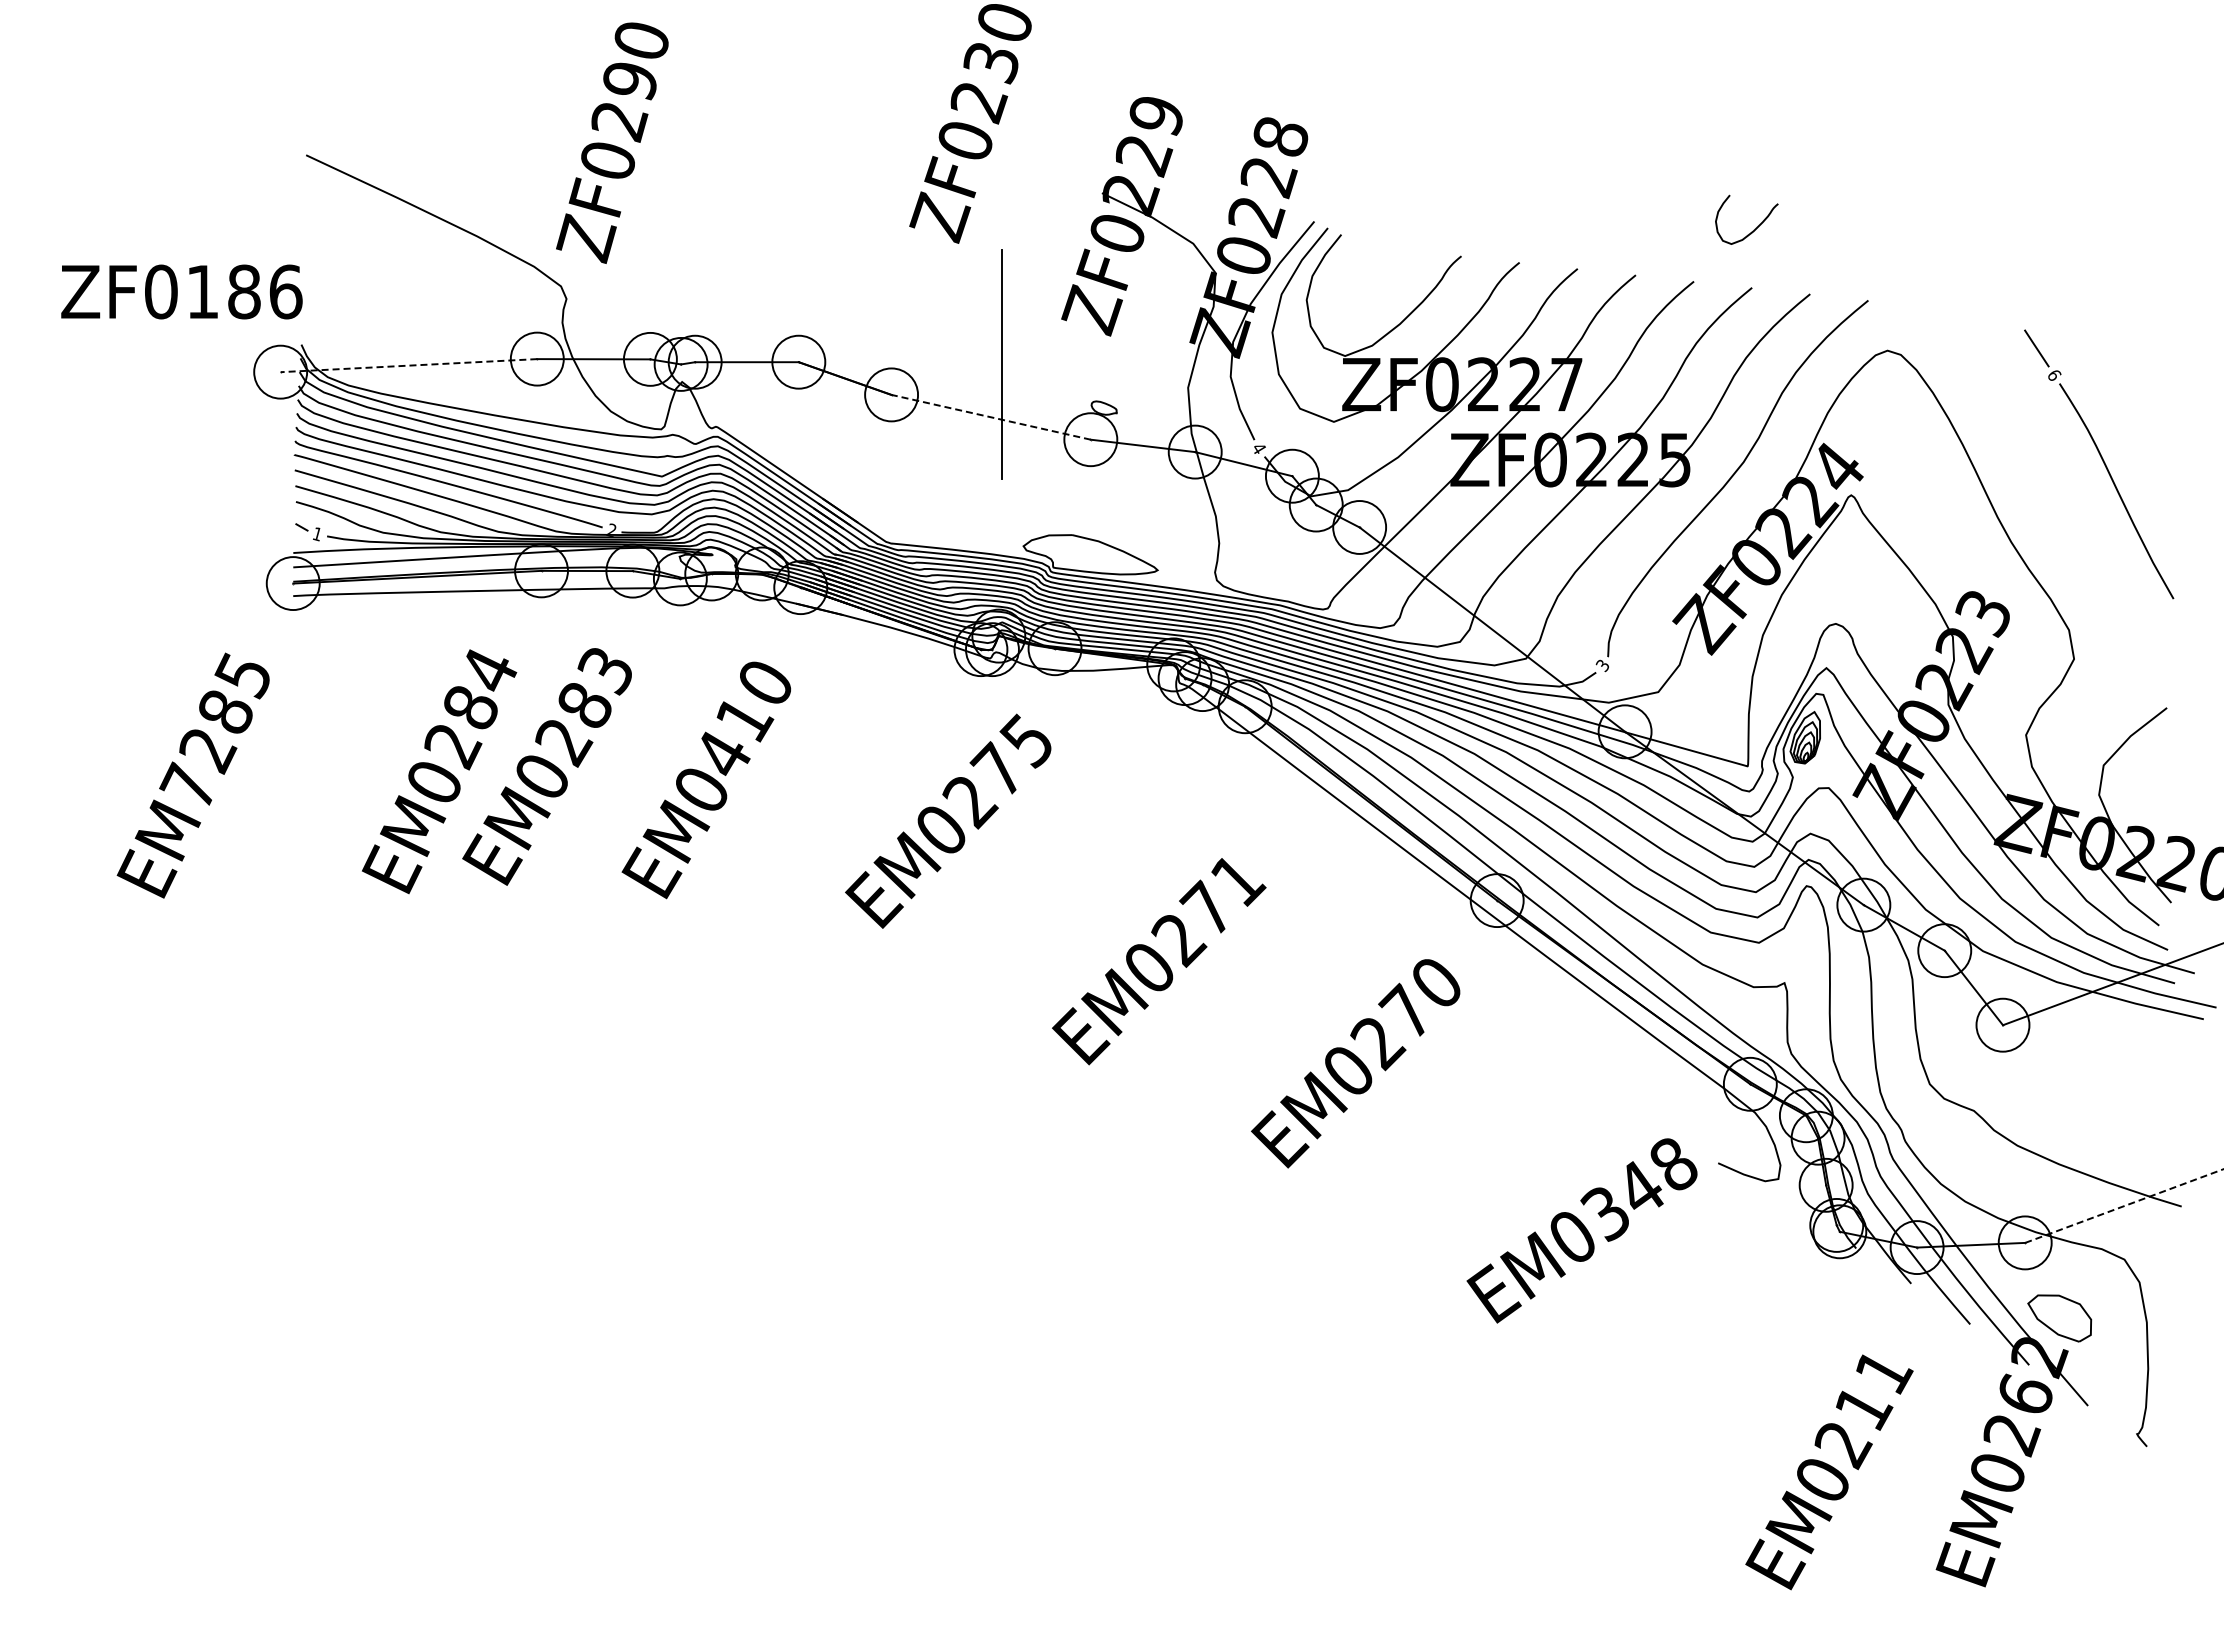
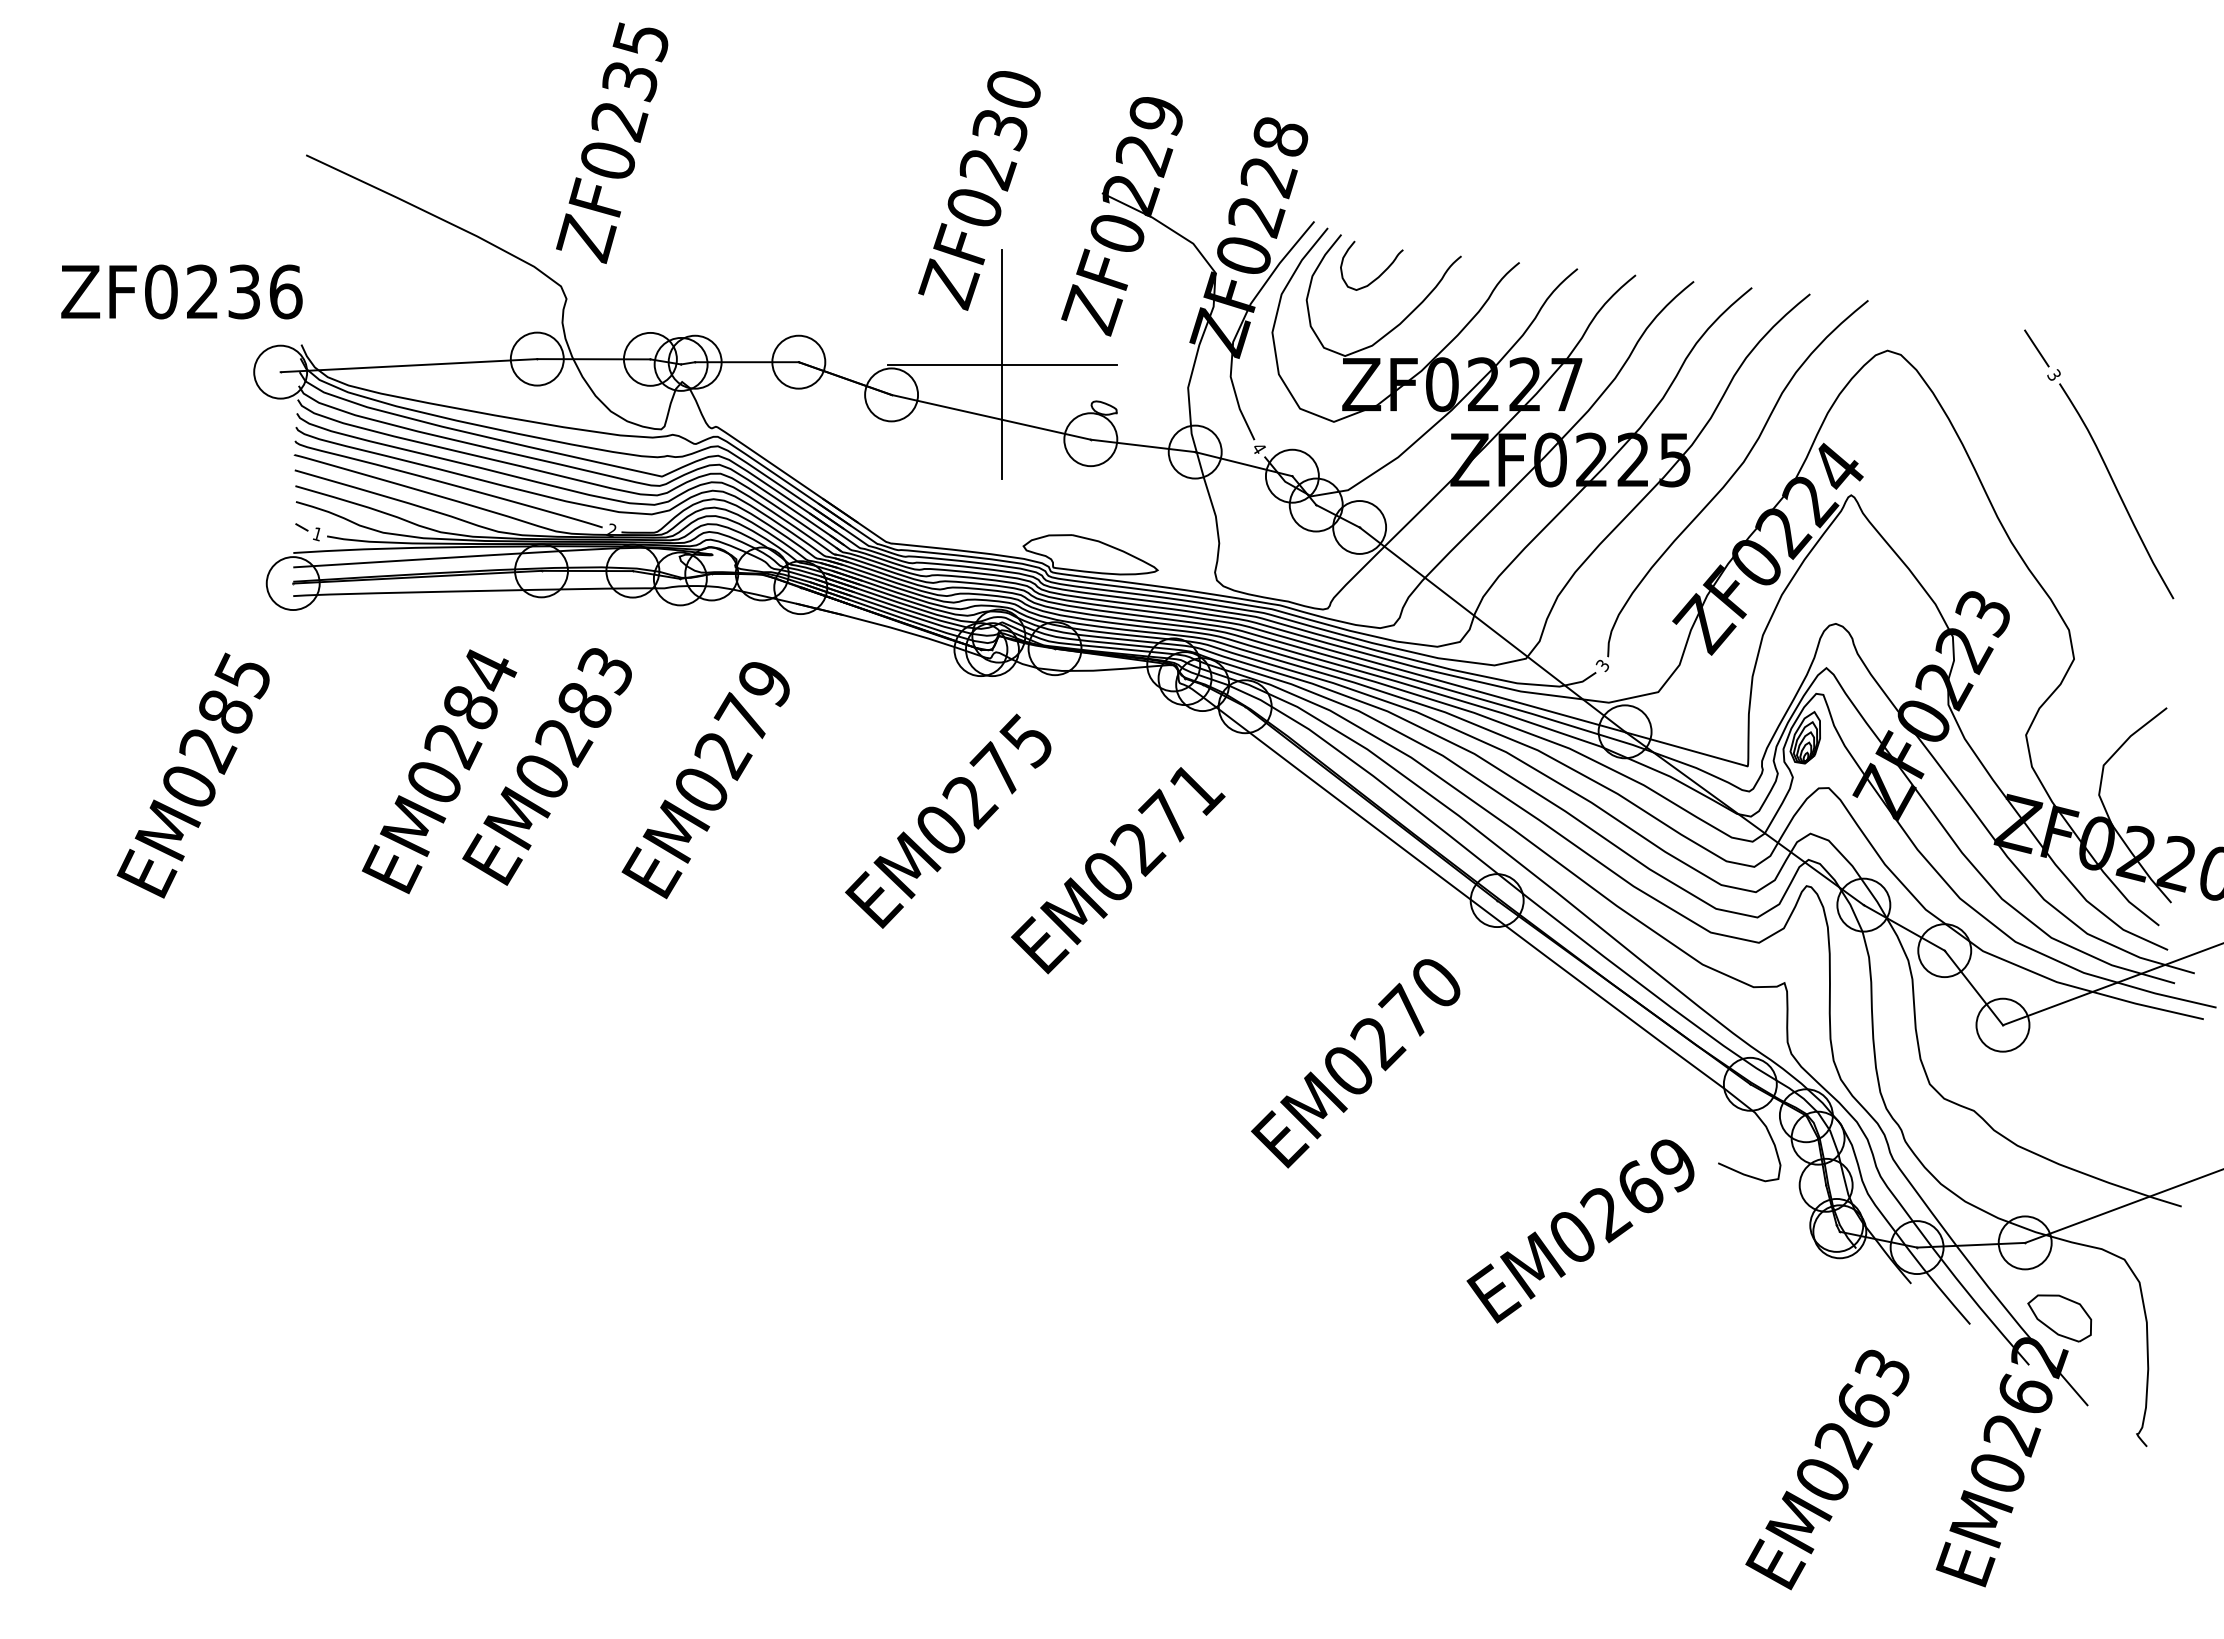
text: ZF0290 -> ZF0235 (635, 62)
text position: (970, 123) -> (979, 190) (979, 190)
curve position: (1752, 230) -> (1377, 276) (1377, 276)
text: ZF0186 -> ZF0236 (223, 291)
line: none -> present (1001, 364)
line: dashed -> solid (408, 365)
text: 6 -> 3 (2054, 374)
line: dashed -> solid (990, 417)
text: EM0410 -> EM0279 (742, 721)
text: EM7285 -> EM0285 (187, 783)
text position: (1159, 961) -> (1118, 870) (1118, 870)
text: EM0348 -> EM0269 (1638, 1190)
line: dashed -> solid (2124, 1206)
text: EM0211 -> EM0263 (1874, 1389)
